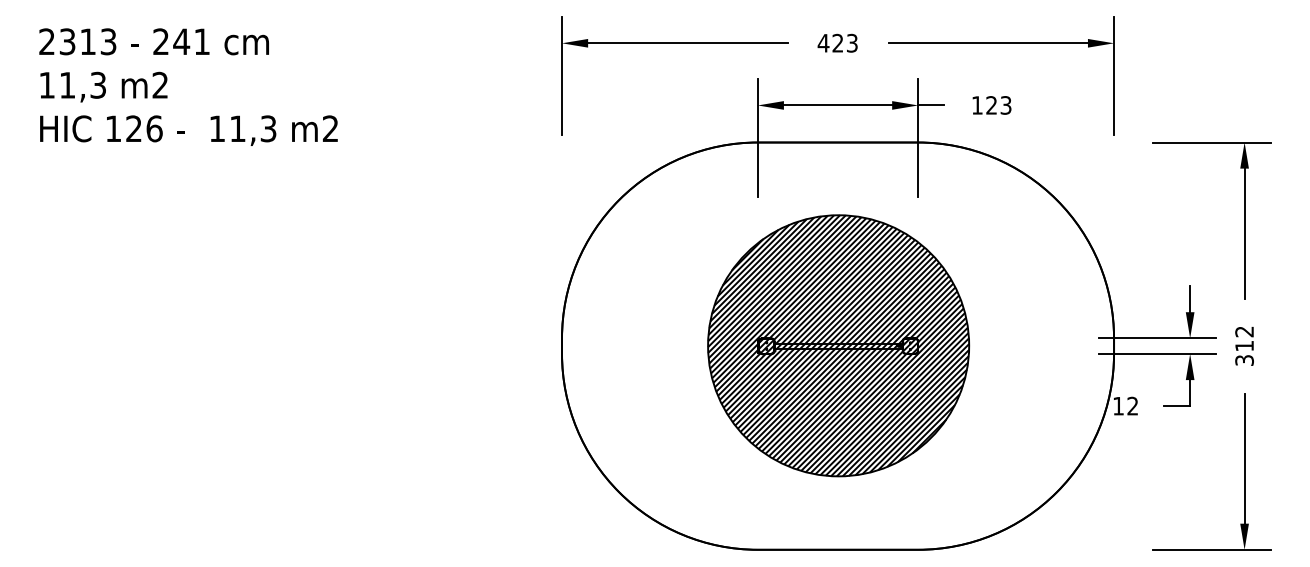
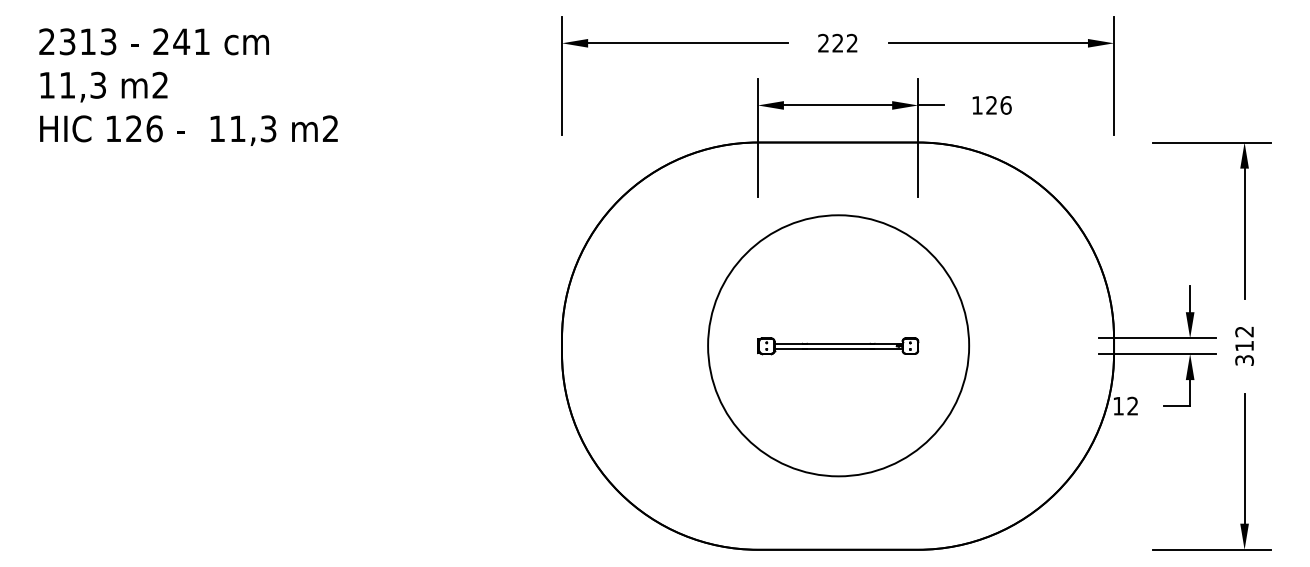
text: 423 -> 222 (837, 42)
text: 123 -> 126 (1005, 105)
hatch: present -> none (838, 345)
